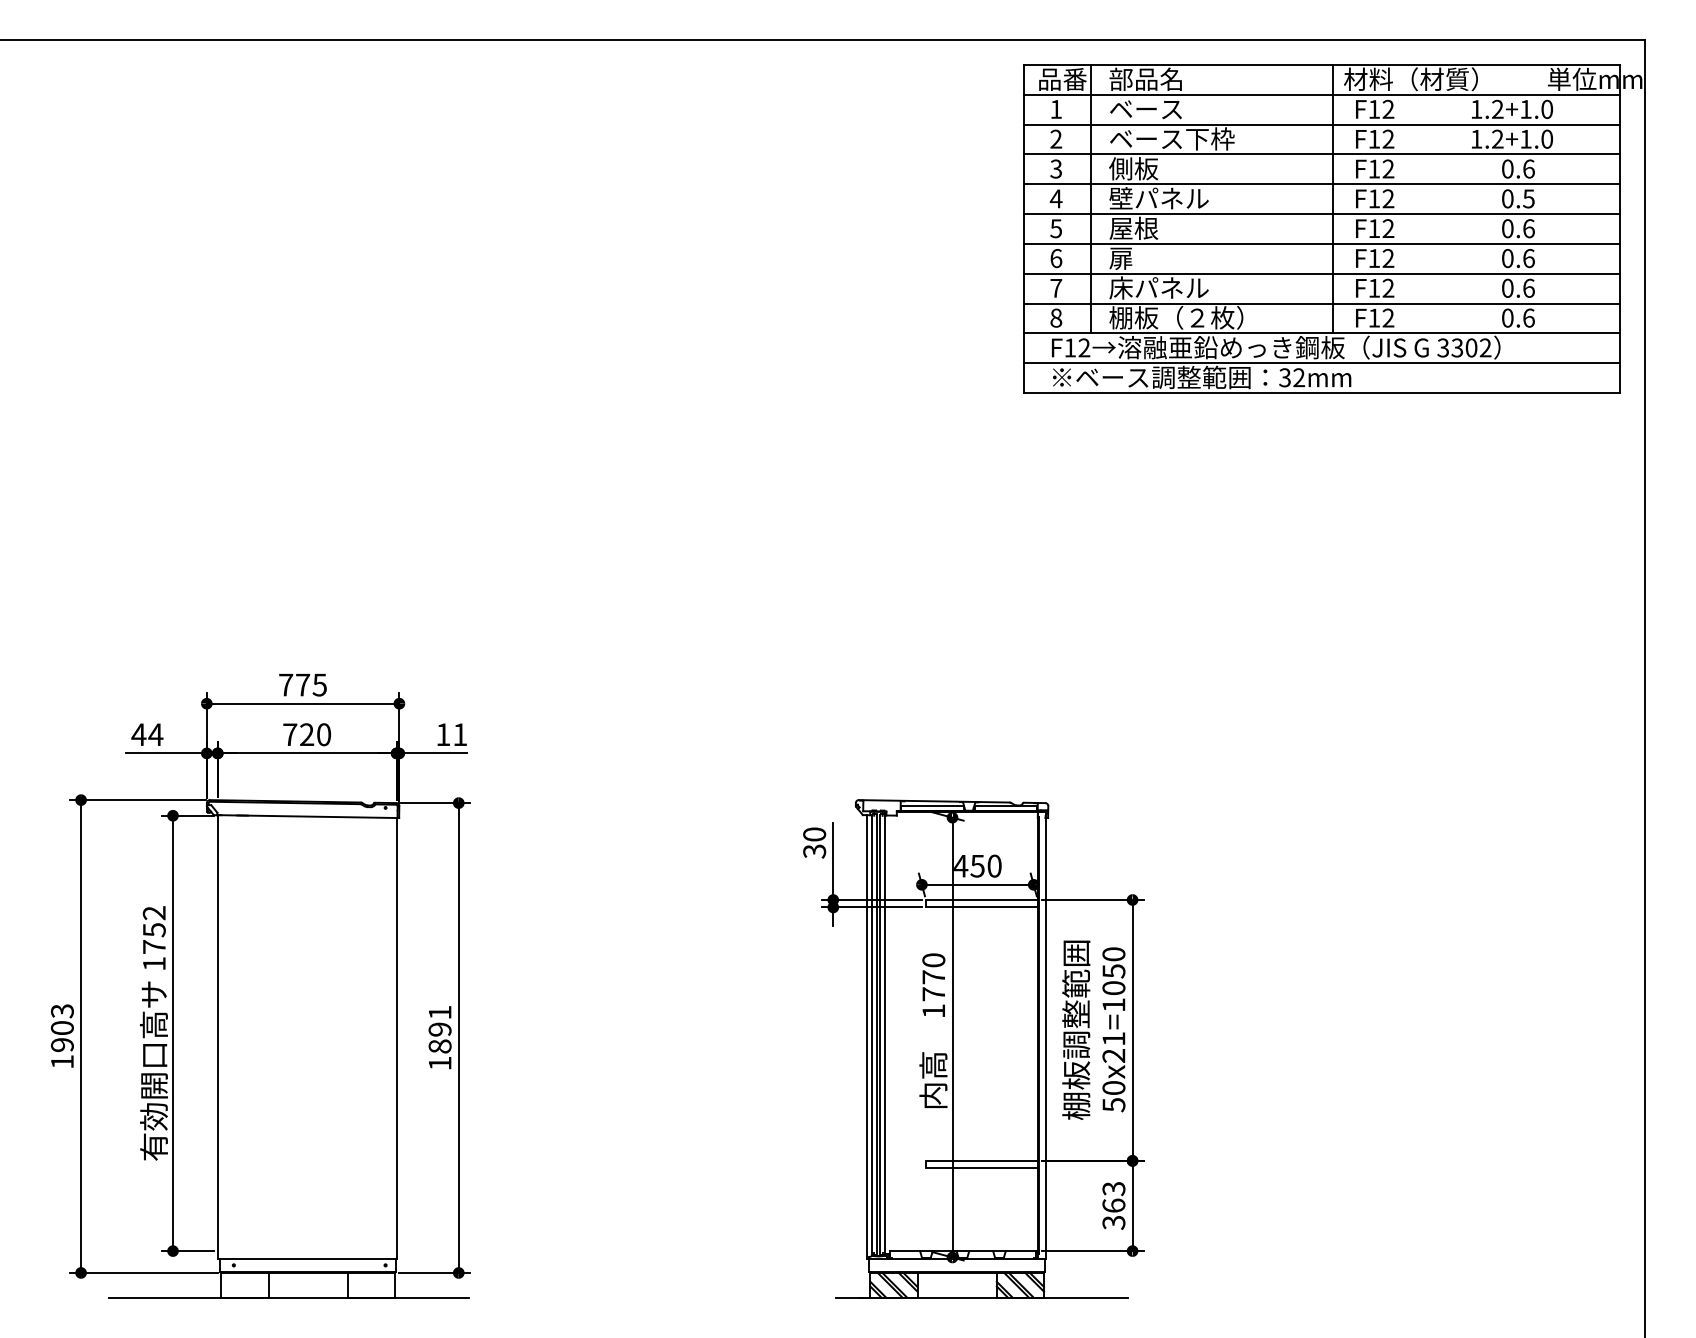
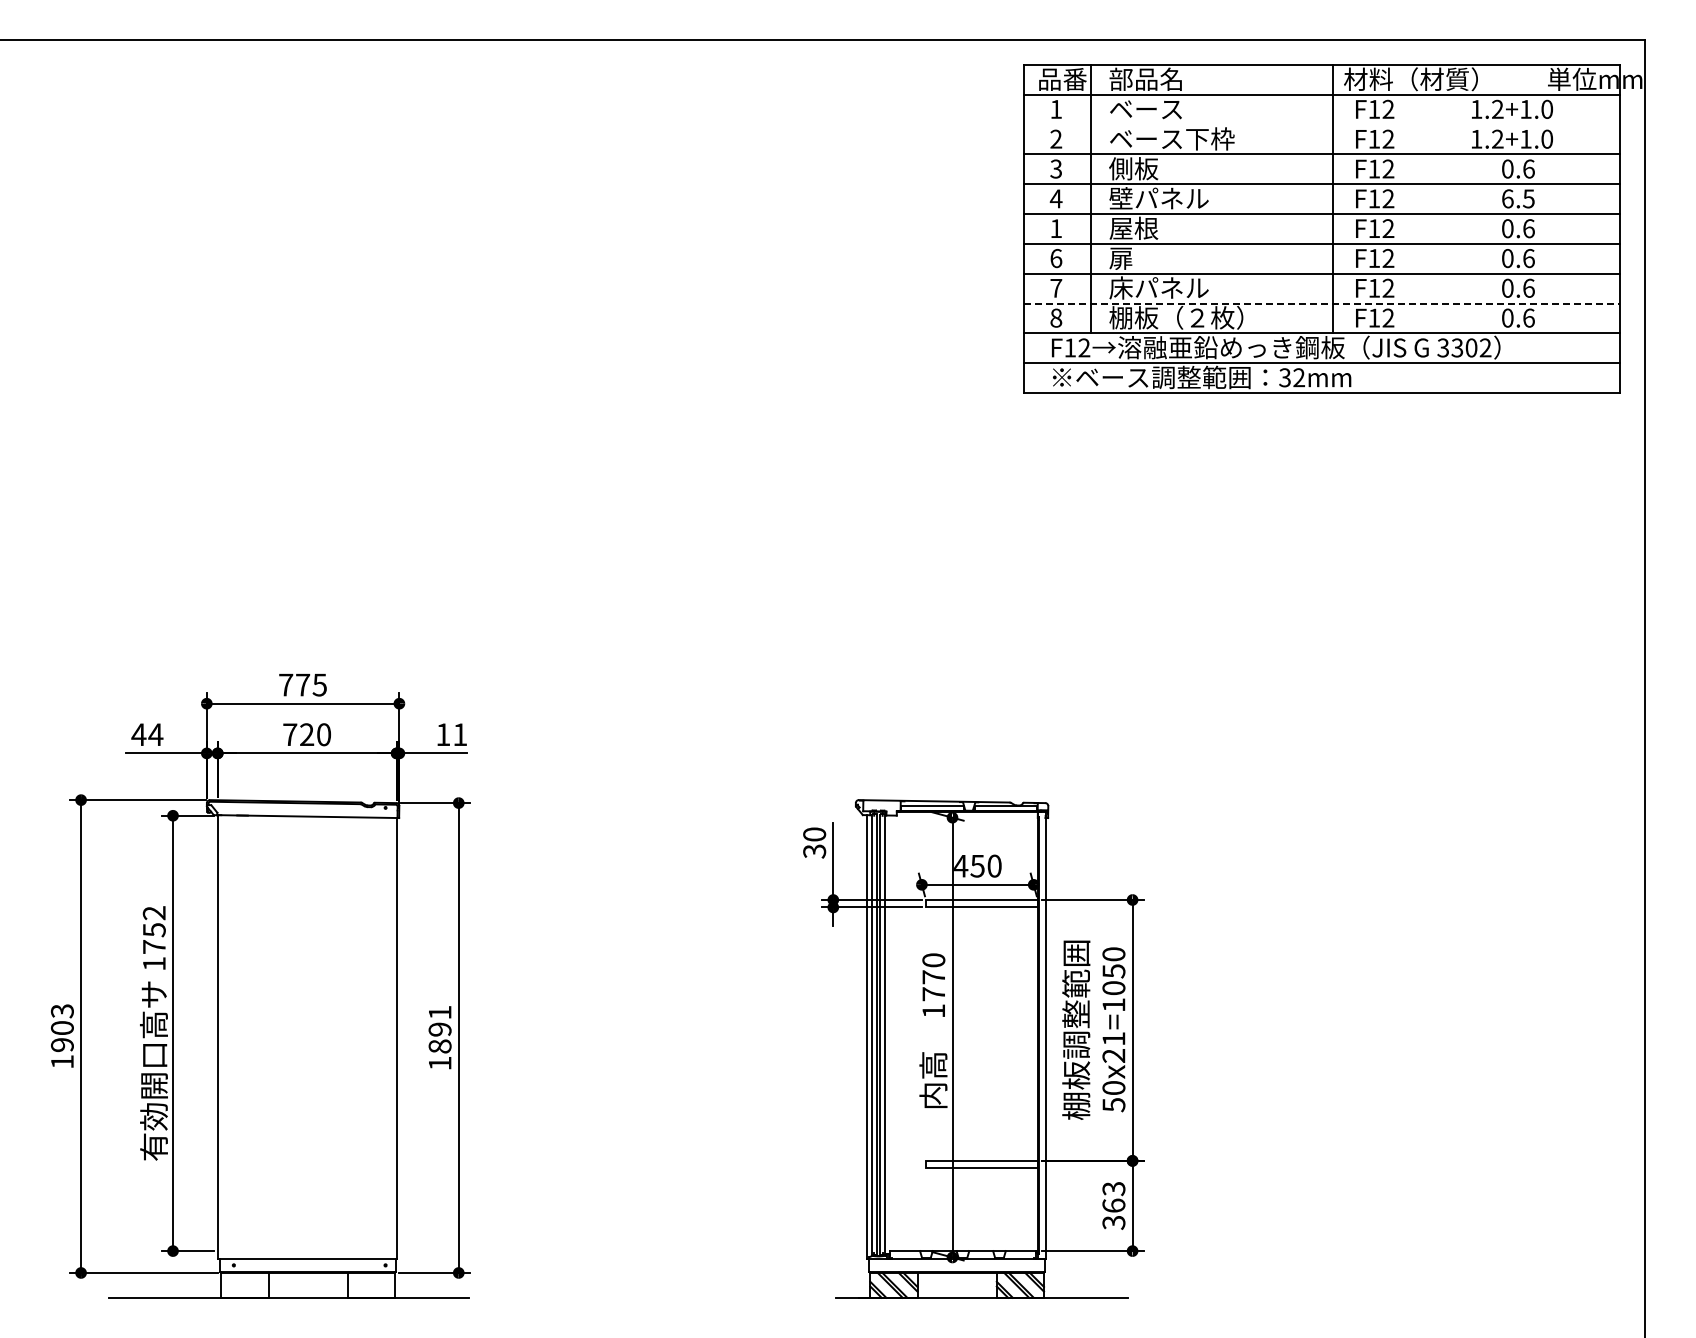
line: present -> none (1321, 124)
text: 0.5 -> 6.5 (1507, 198)
text: 5 -> 1 (1055, 228)
line: solid -> dashed (1322, 303)
